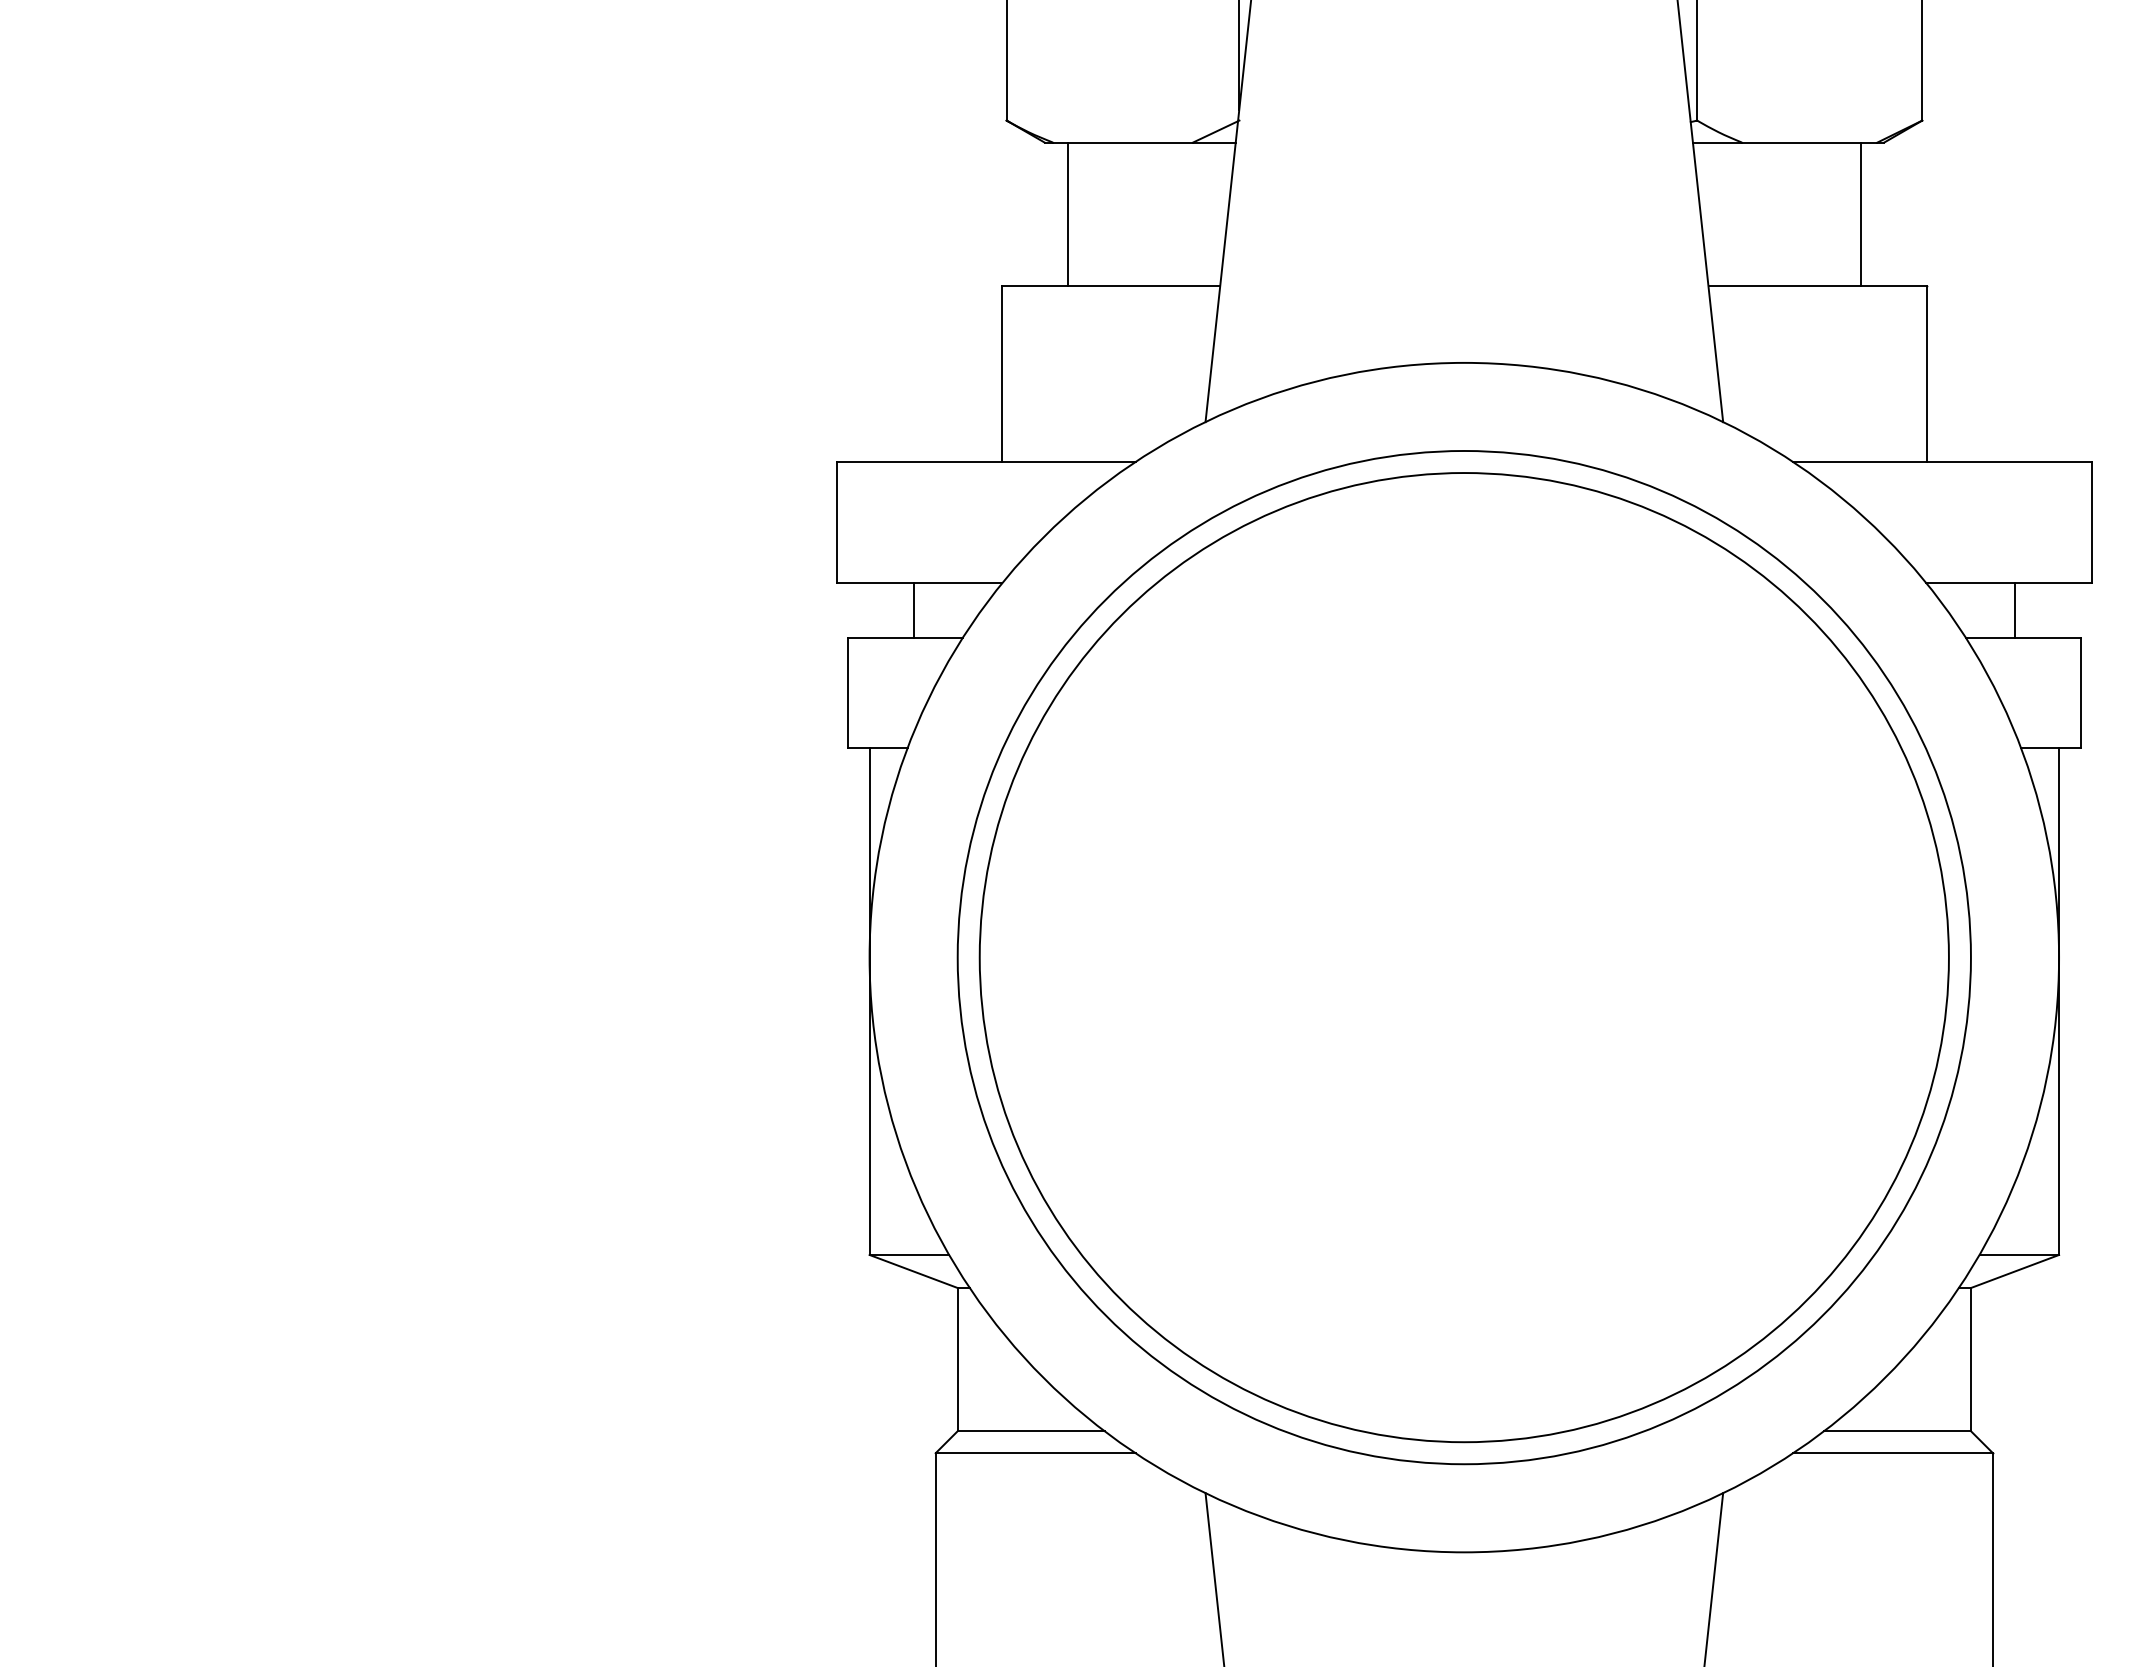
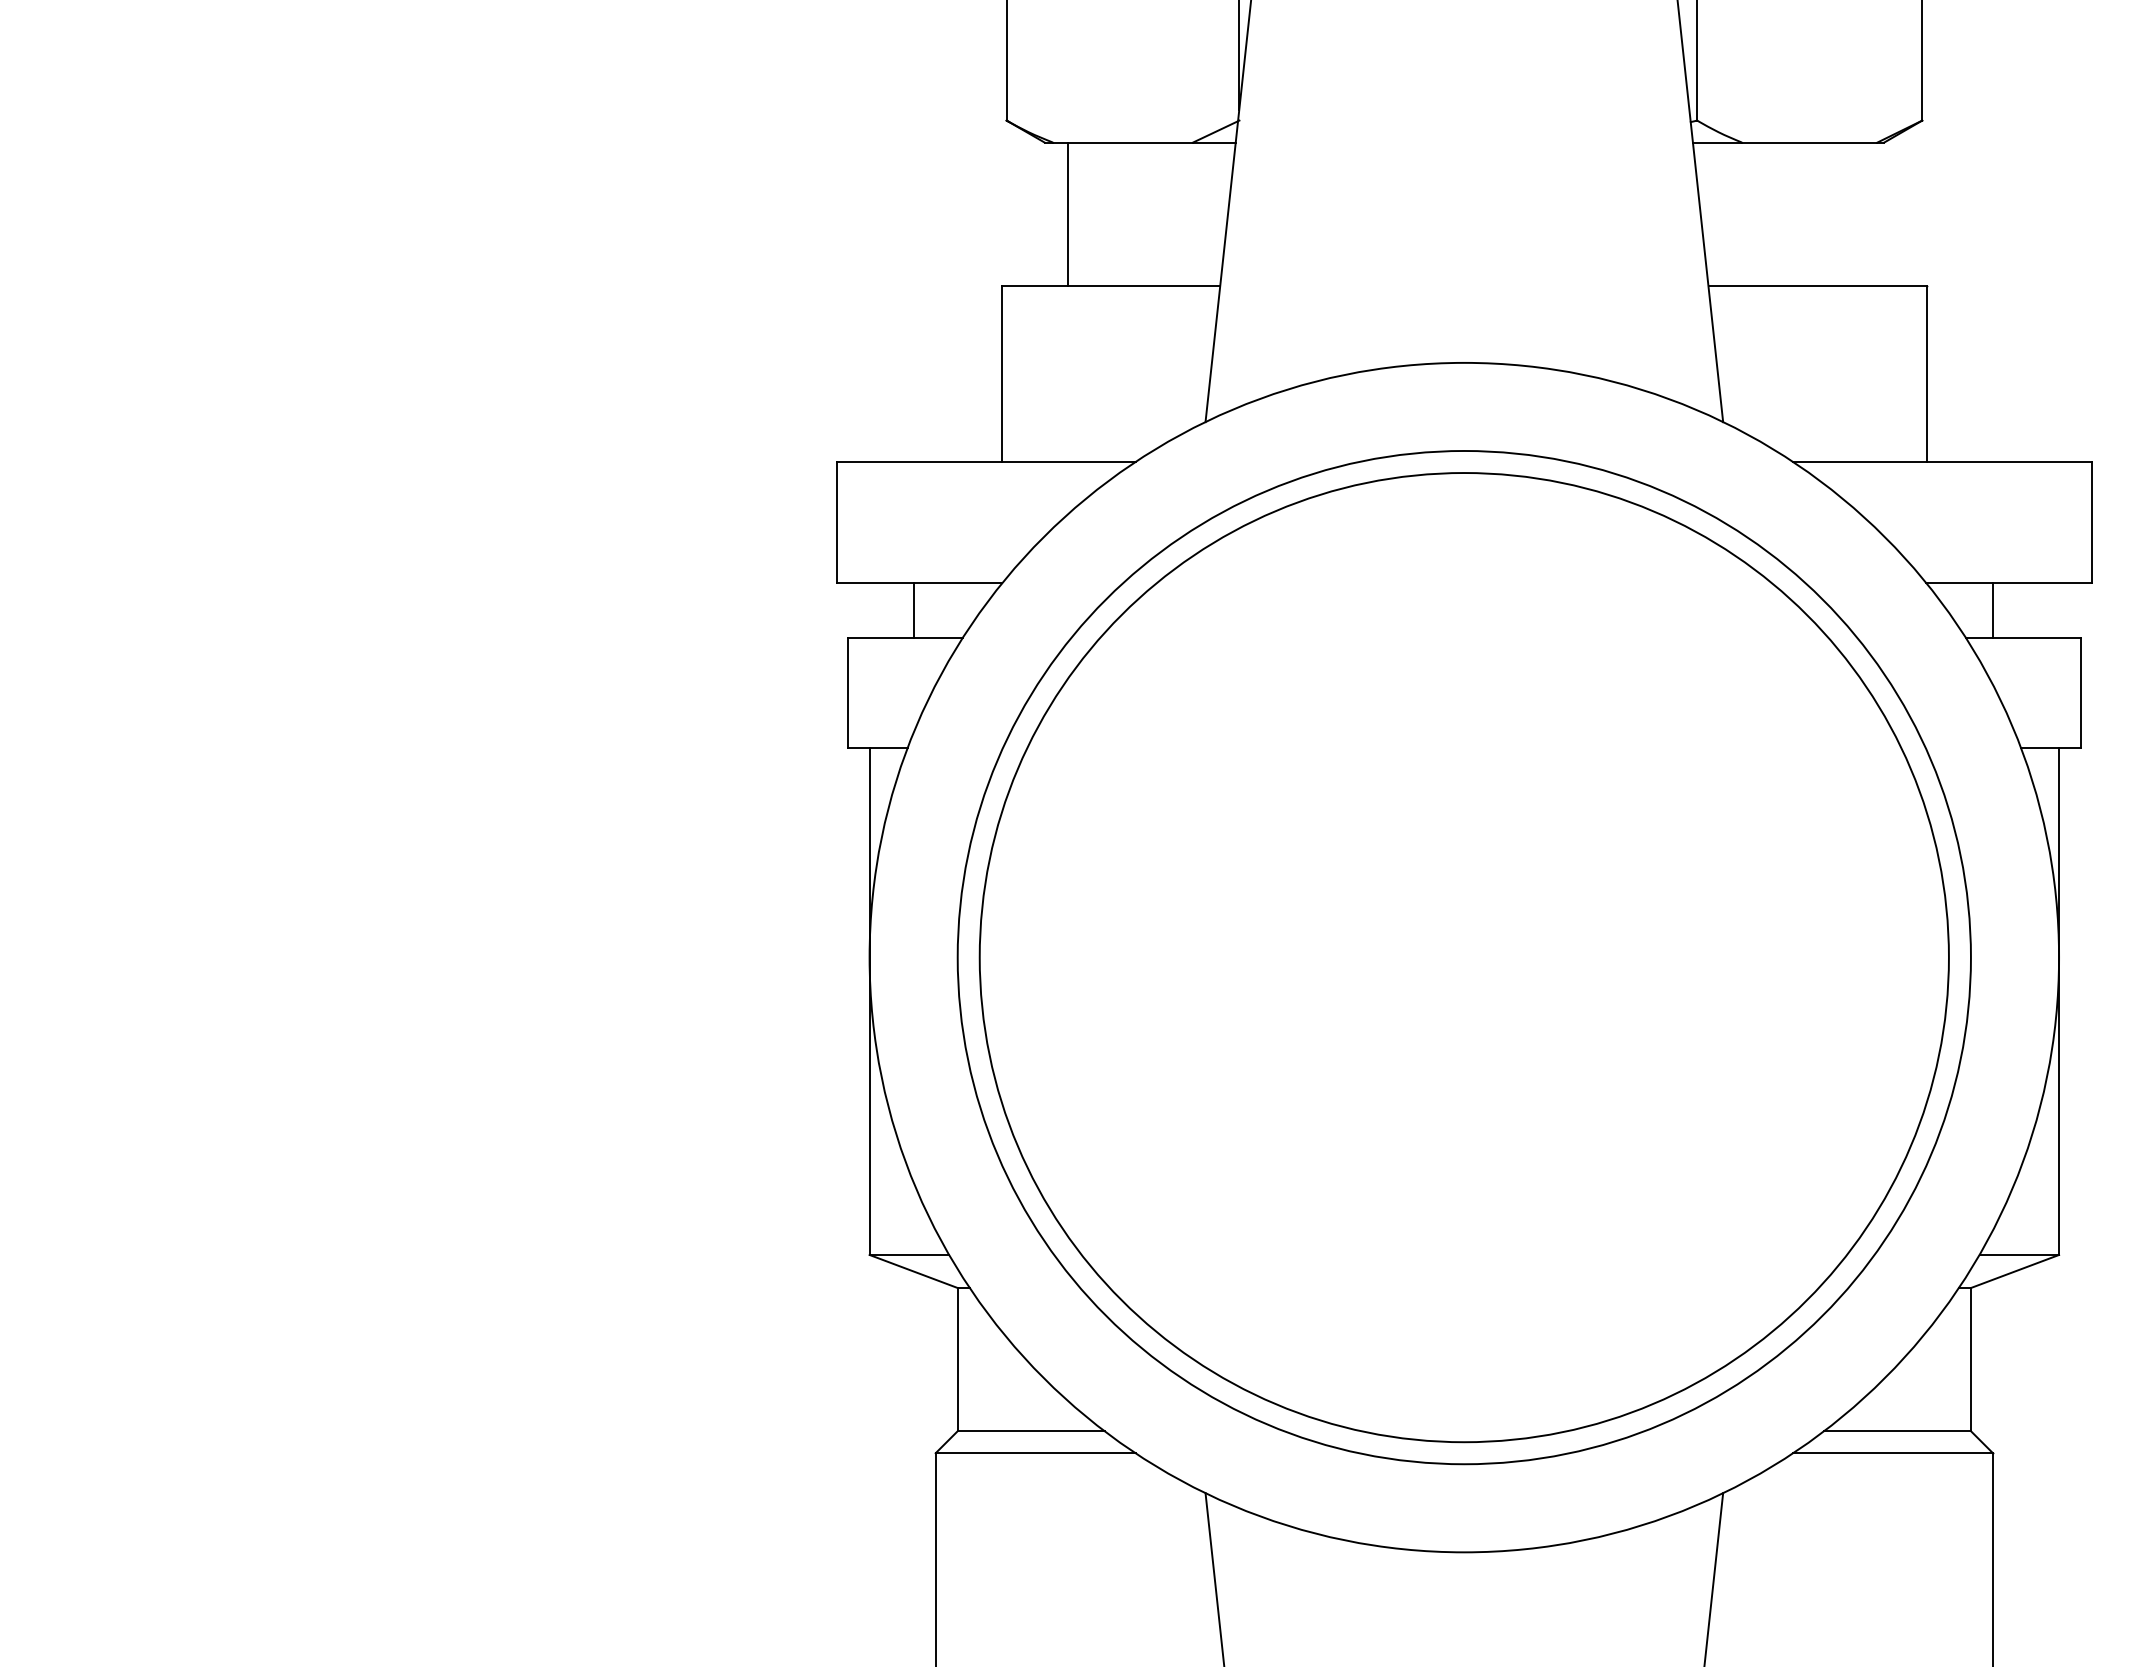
line: present -> none (1860, 213)
line position: (2015, 610) -> (1993, 610) (1993, 610)
